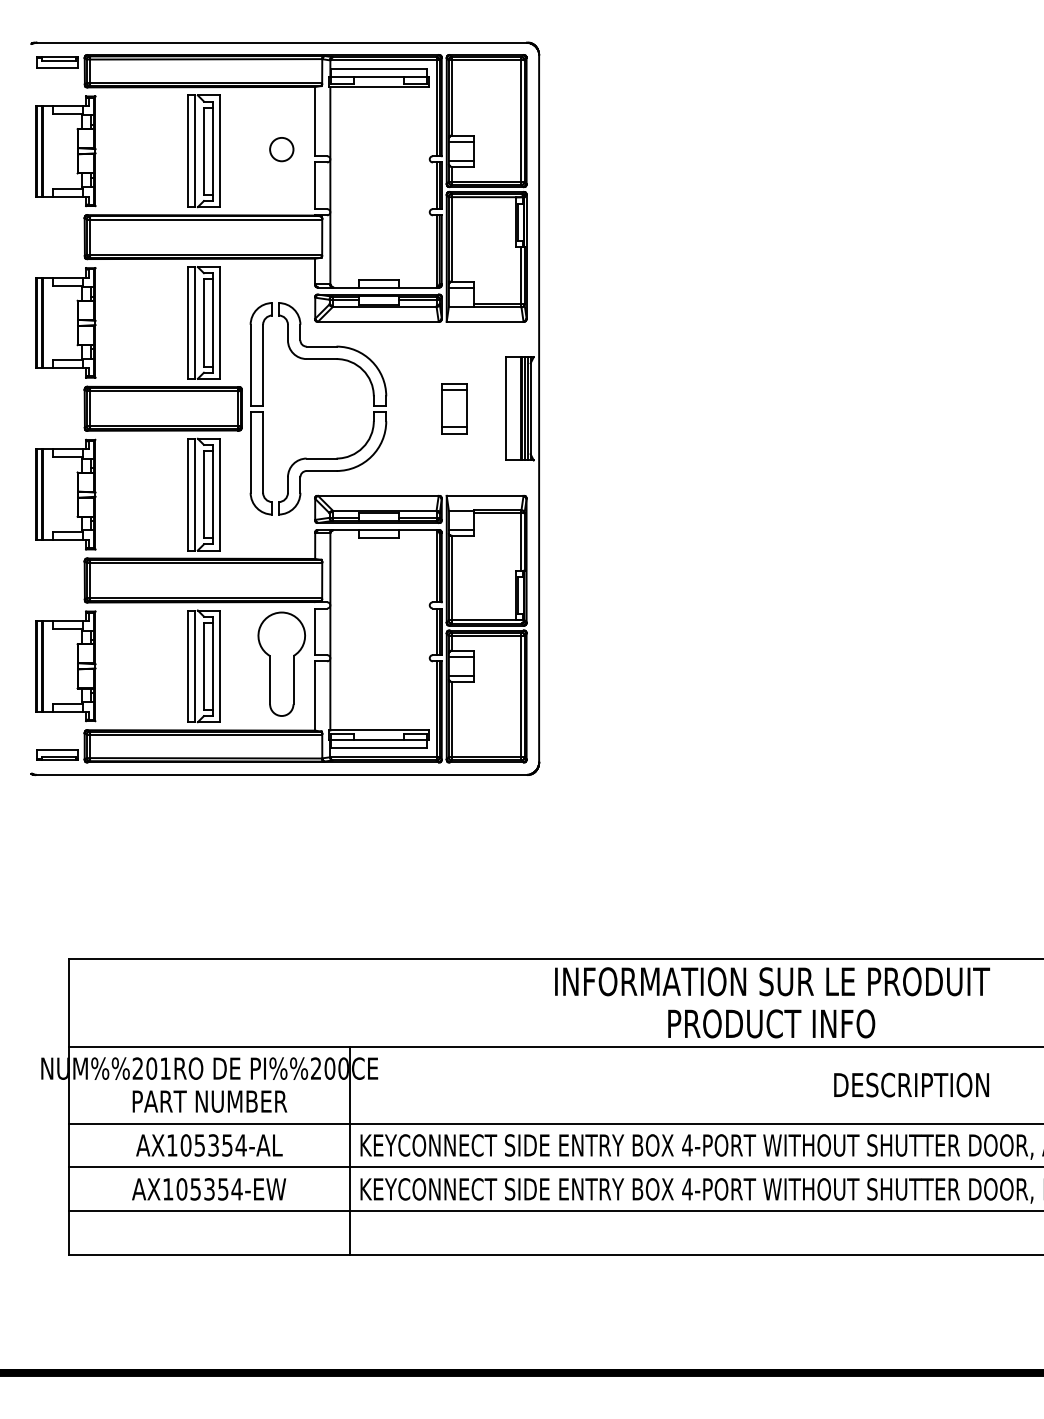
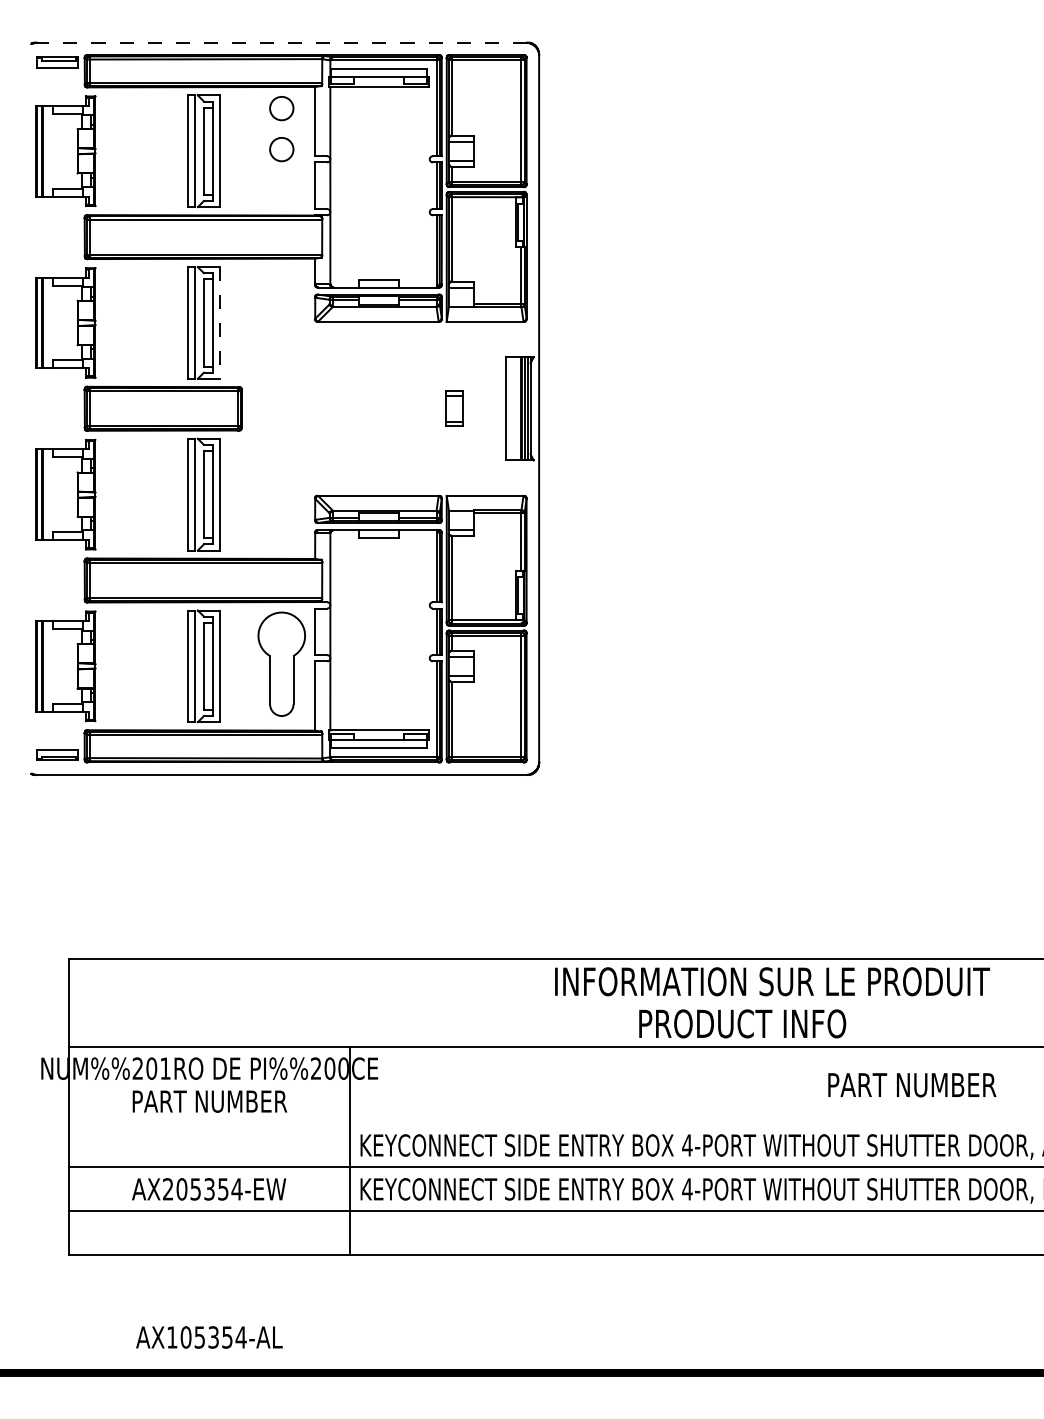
line: solid -> dashed (281, 42)
circle: none -> present (281, 108)
line: solid -> dashed (219, 322)
part: present -> none (318, 359)
part size: 27x52 px -> 19x37 px (454, 408)
text position: (771, 1023) -> (742, 1023) (742, 1023)
text: DESCRIPTION -> PART NUMBER (912, 1084)
line: present -> none (554, 1123)
text position: (209, 1145) -> (209, 1337) (209, 1337)
text: AX105354-EW -> AX205354-EW (168, 1189)
